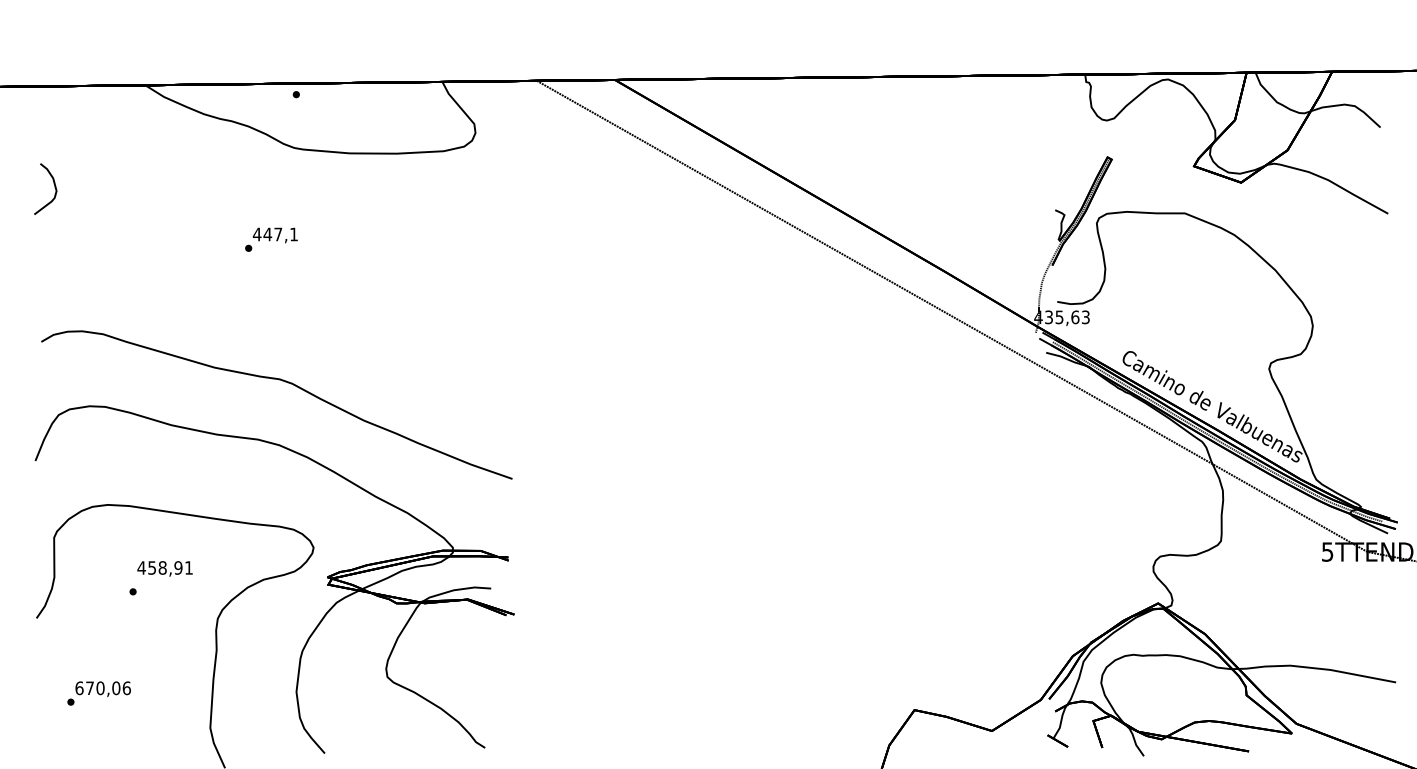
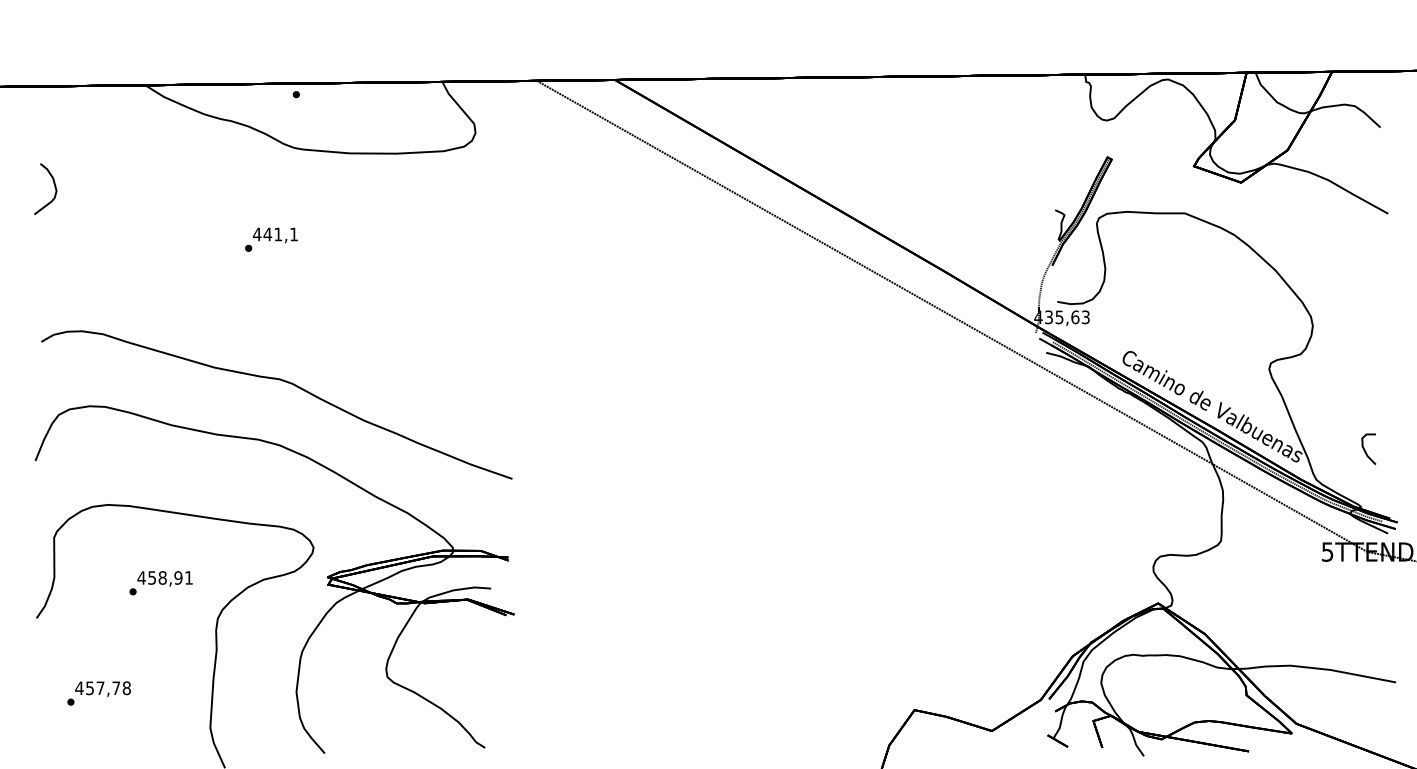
text: 447,1 -> 441,1 (278, 234)
curve: none -> present (1365, 449)
text position: (164, 568) -> (164, 578) (164, 578)
text: 670,06 -> 457,78 (102, 688)
